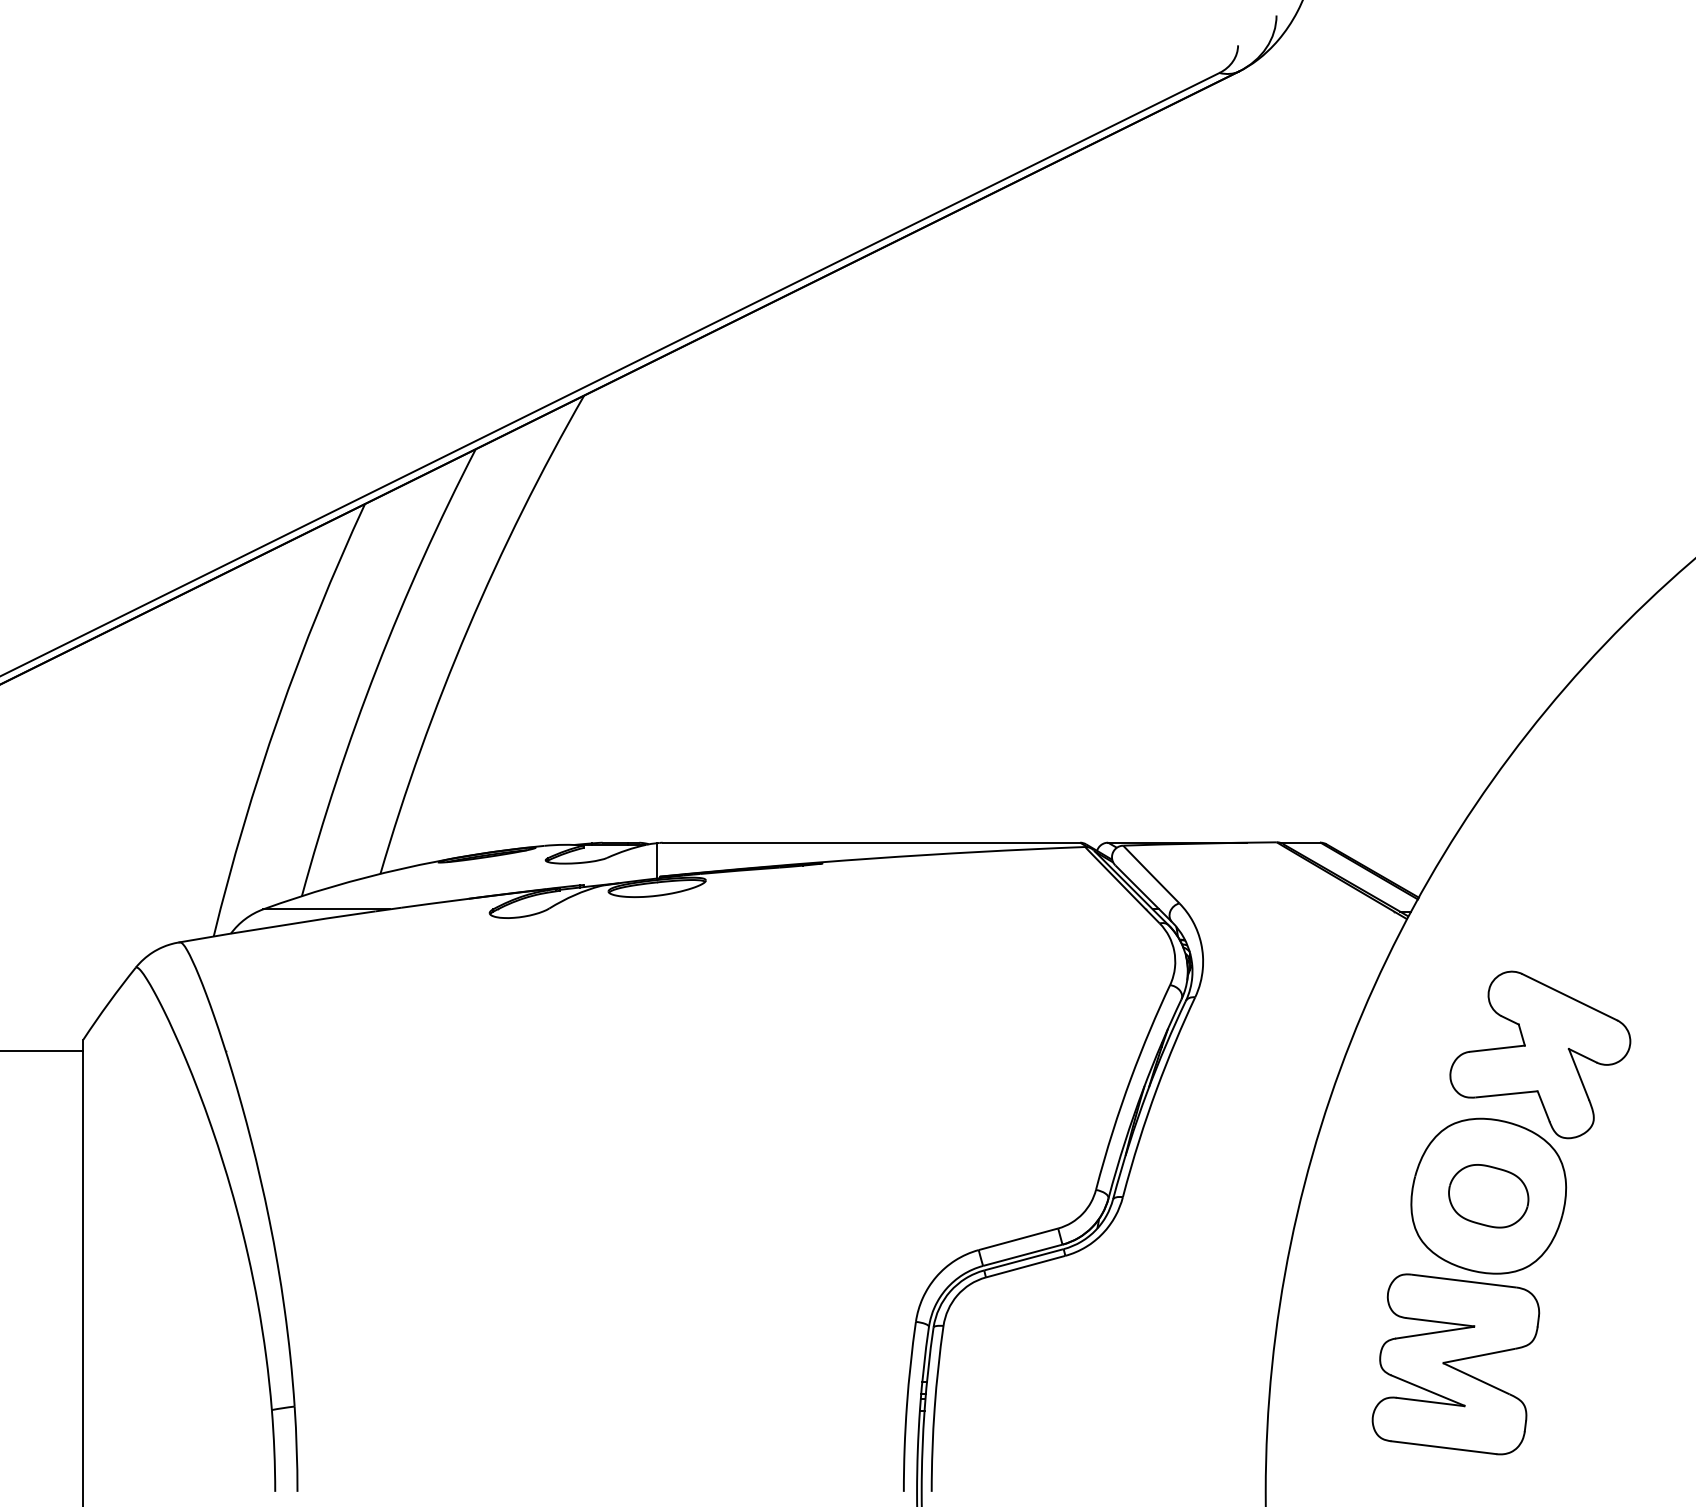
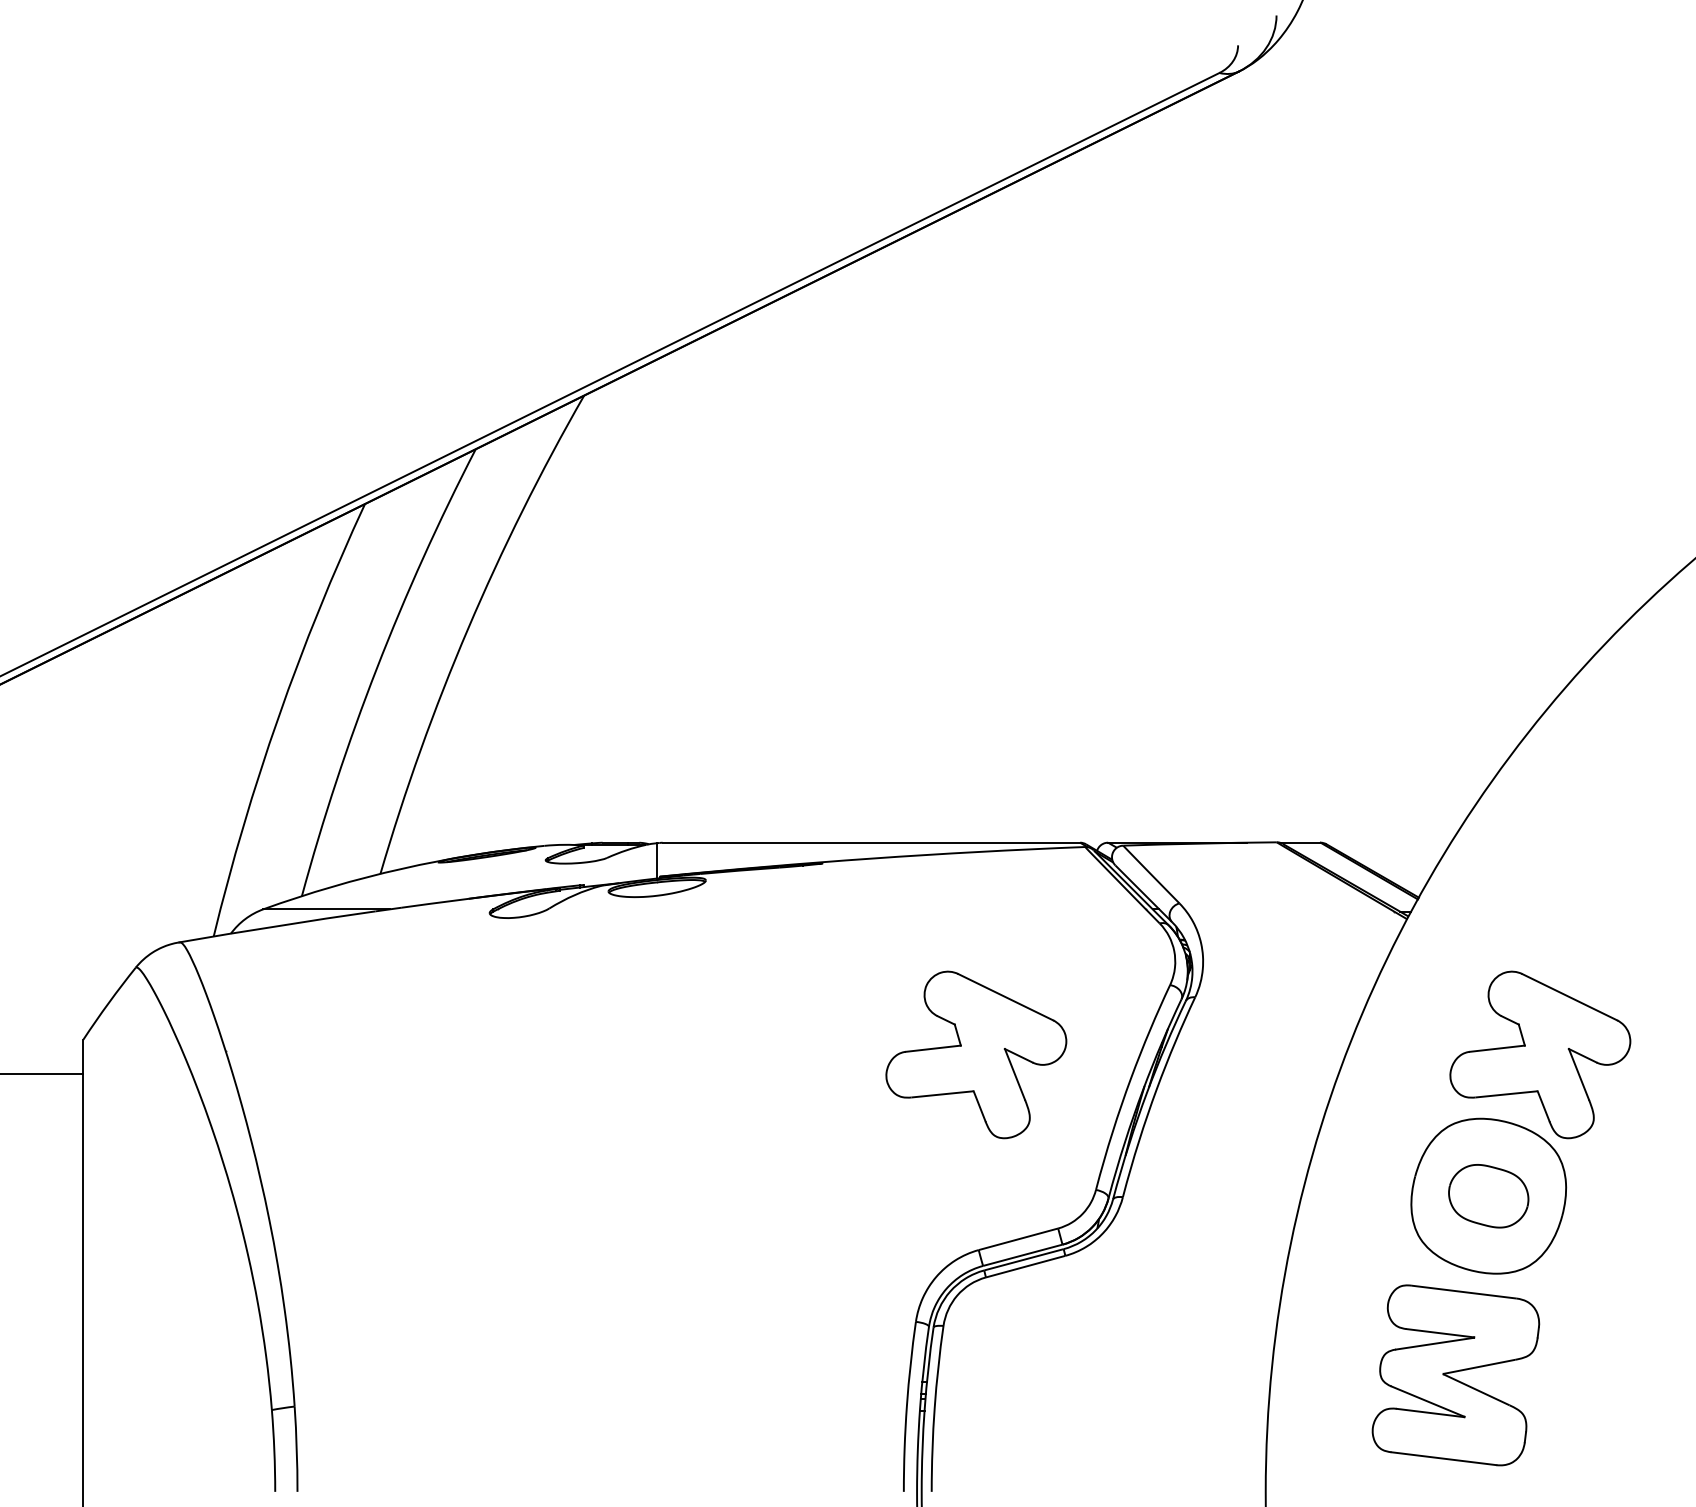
line position: (42, 1051) -> (42, 1074) (42, 1074)
part: none -> present (976, 1054)
part position: (1455, 1364) -> (1455, 1375) (1455, 1375)
